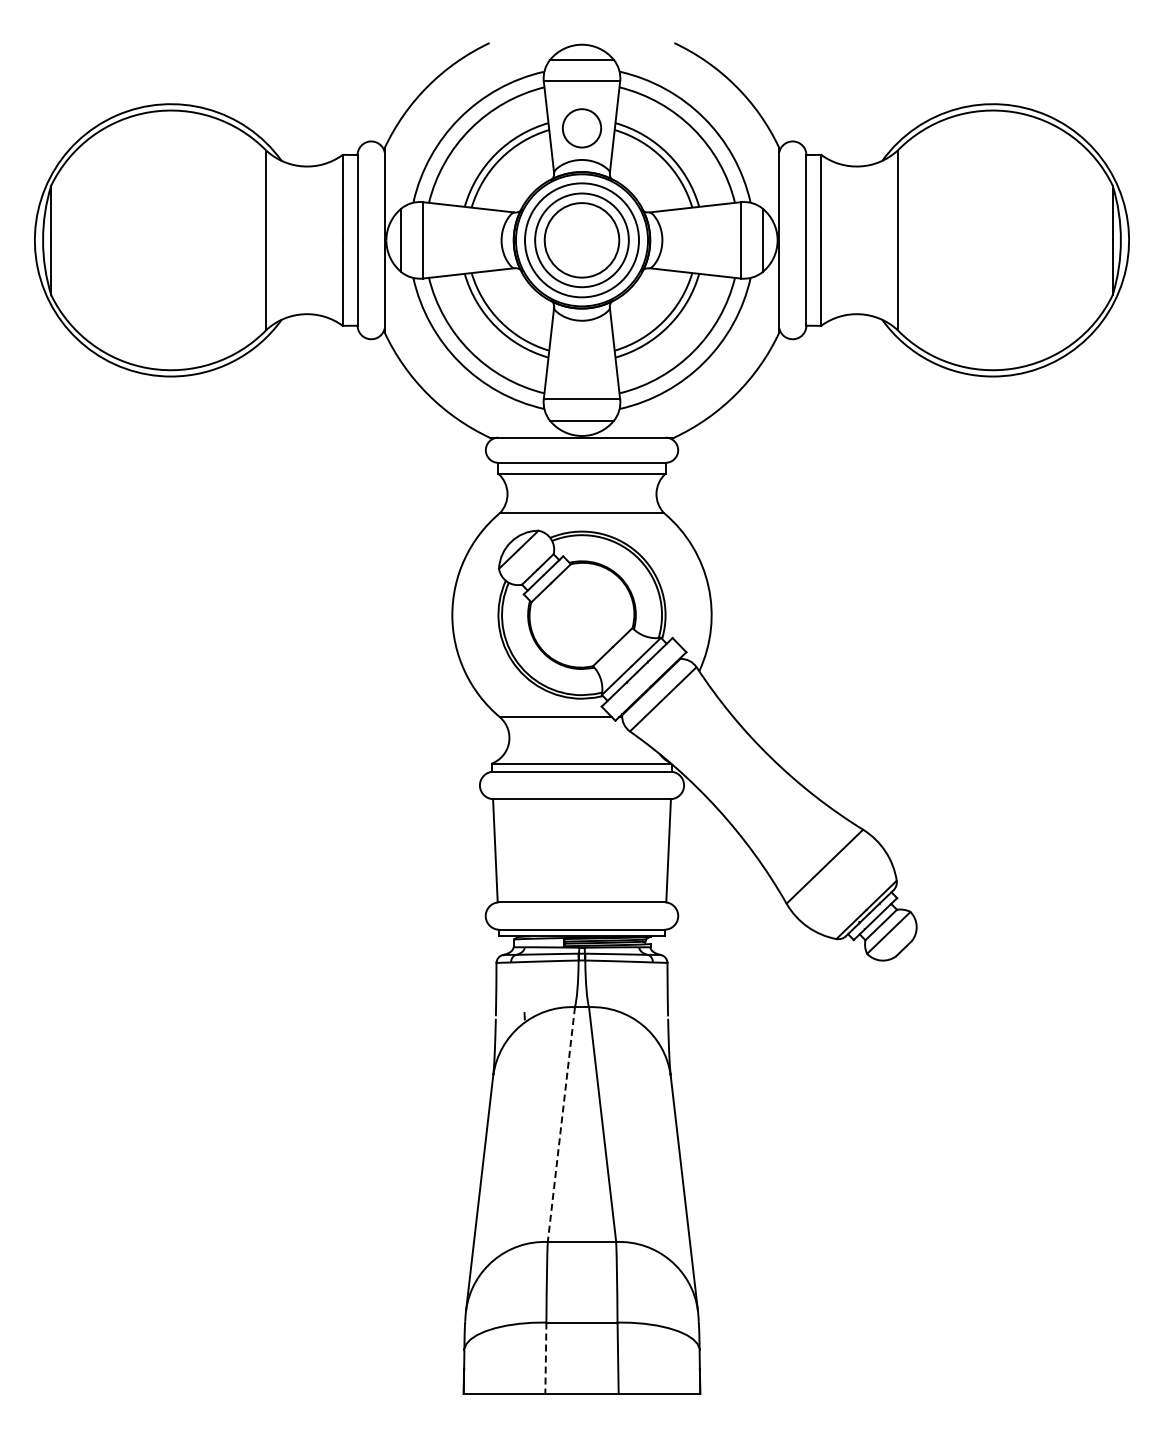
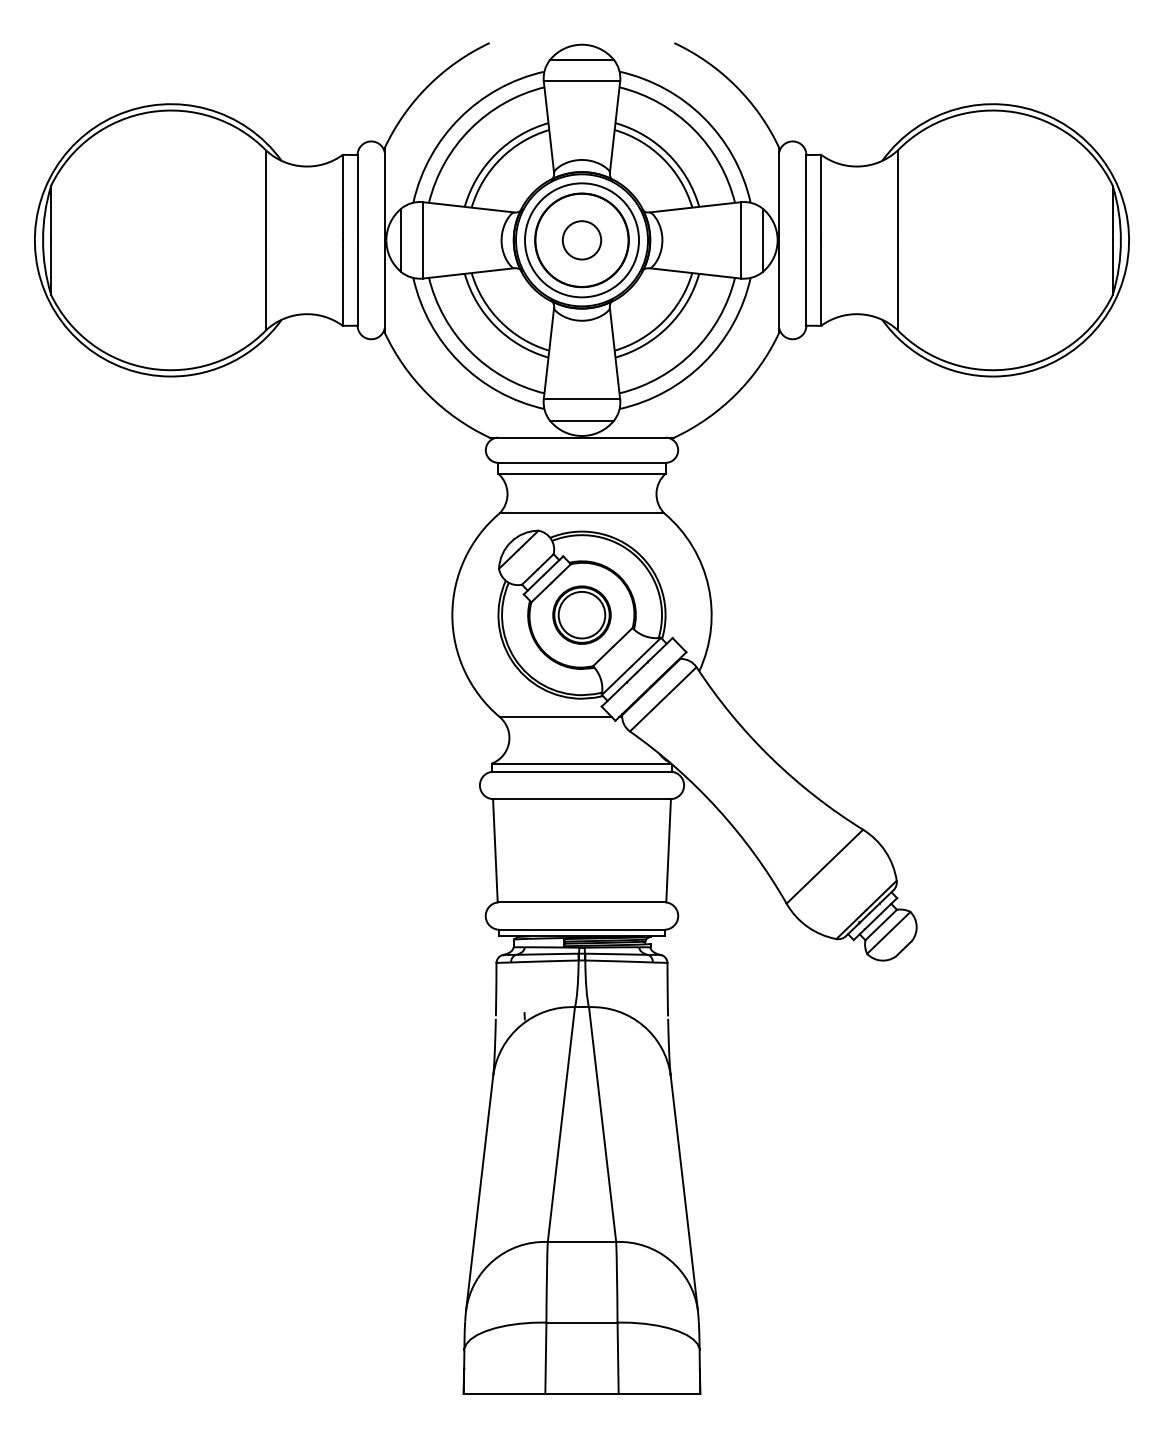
circle position: (582, 128) -> (582, 240) (582, 240)
circle diameter: 75 px -> 93 px (581, 239)
part: none -> present (581, 614)
line: dashed -> solid (561, 1125)
line: dashed -> solid (545, 1358)
